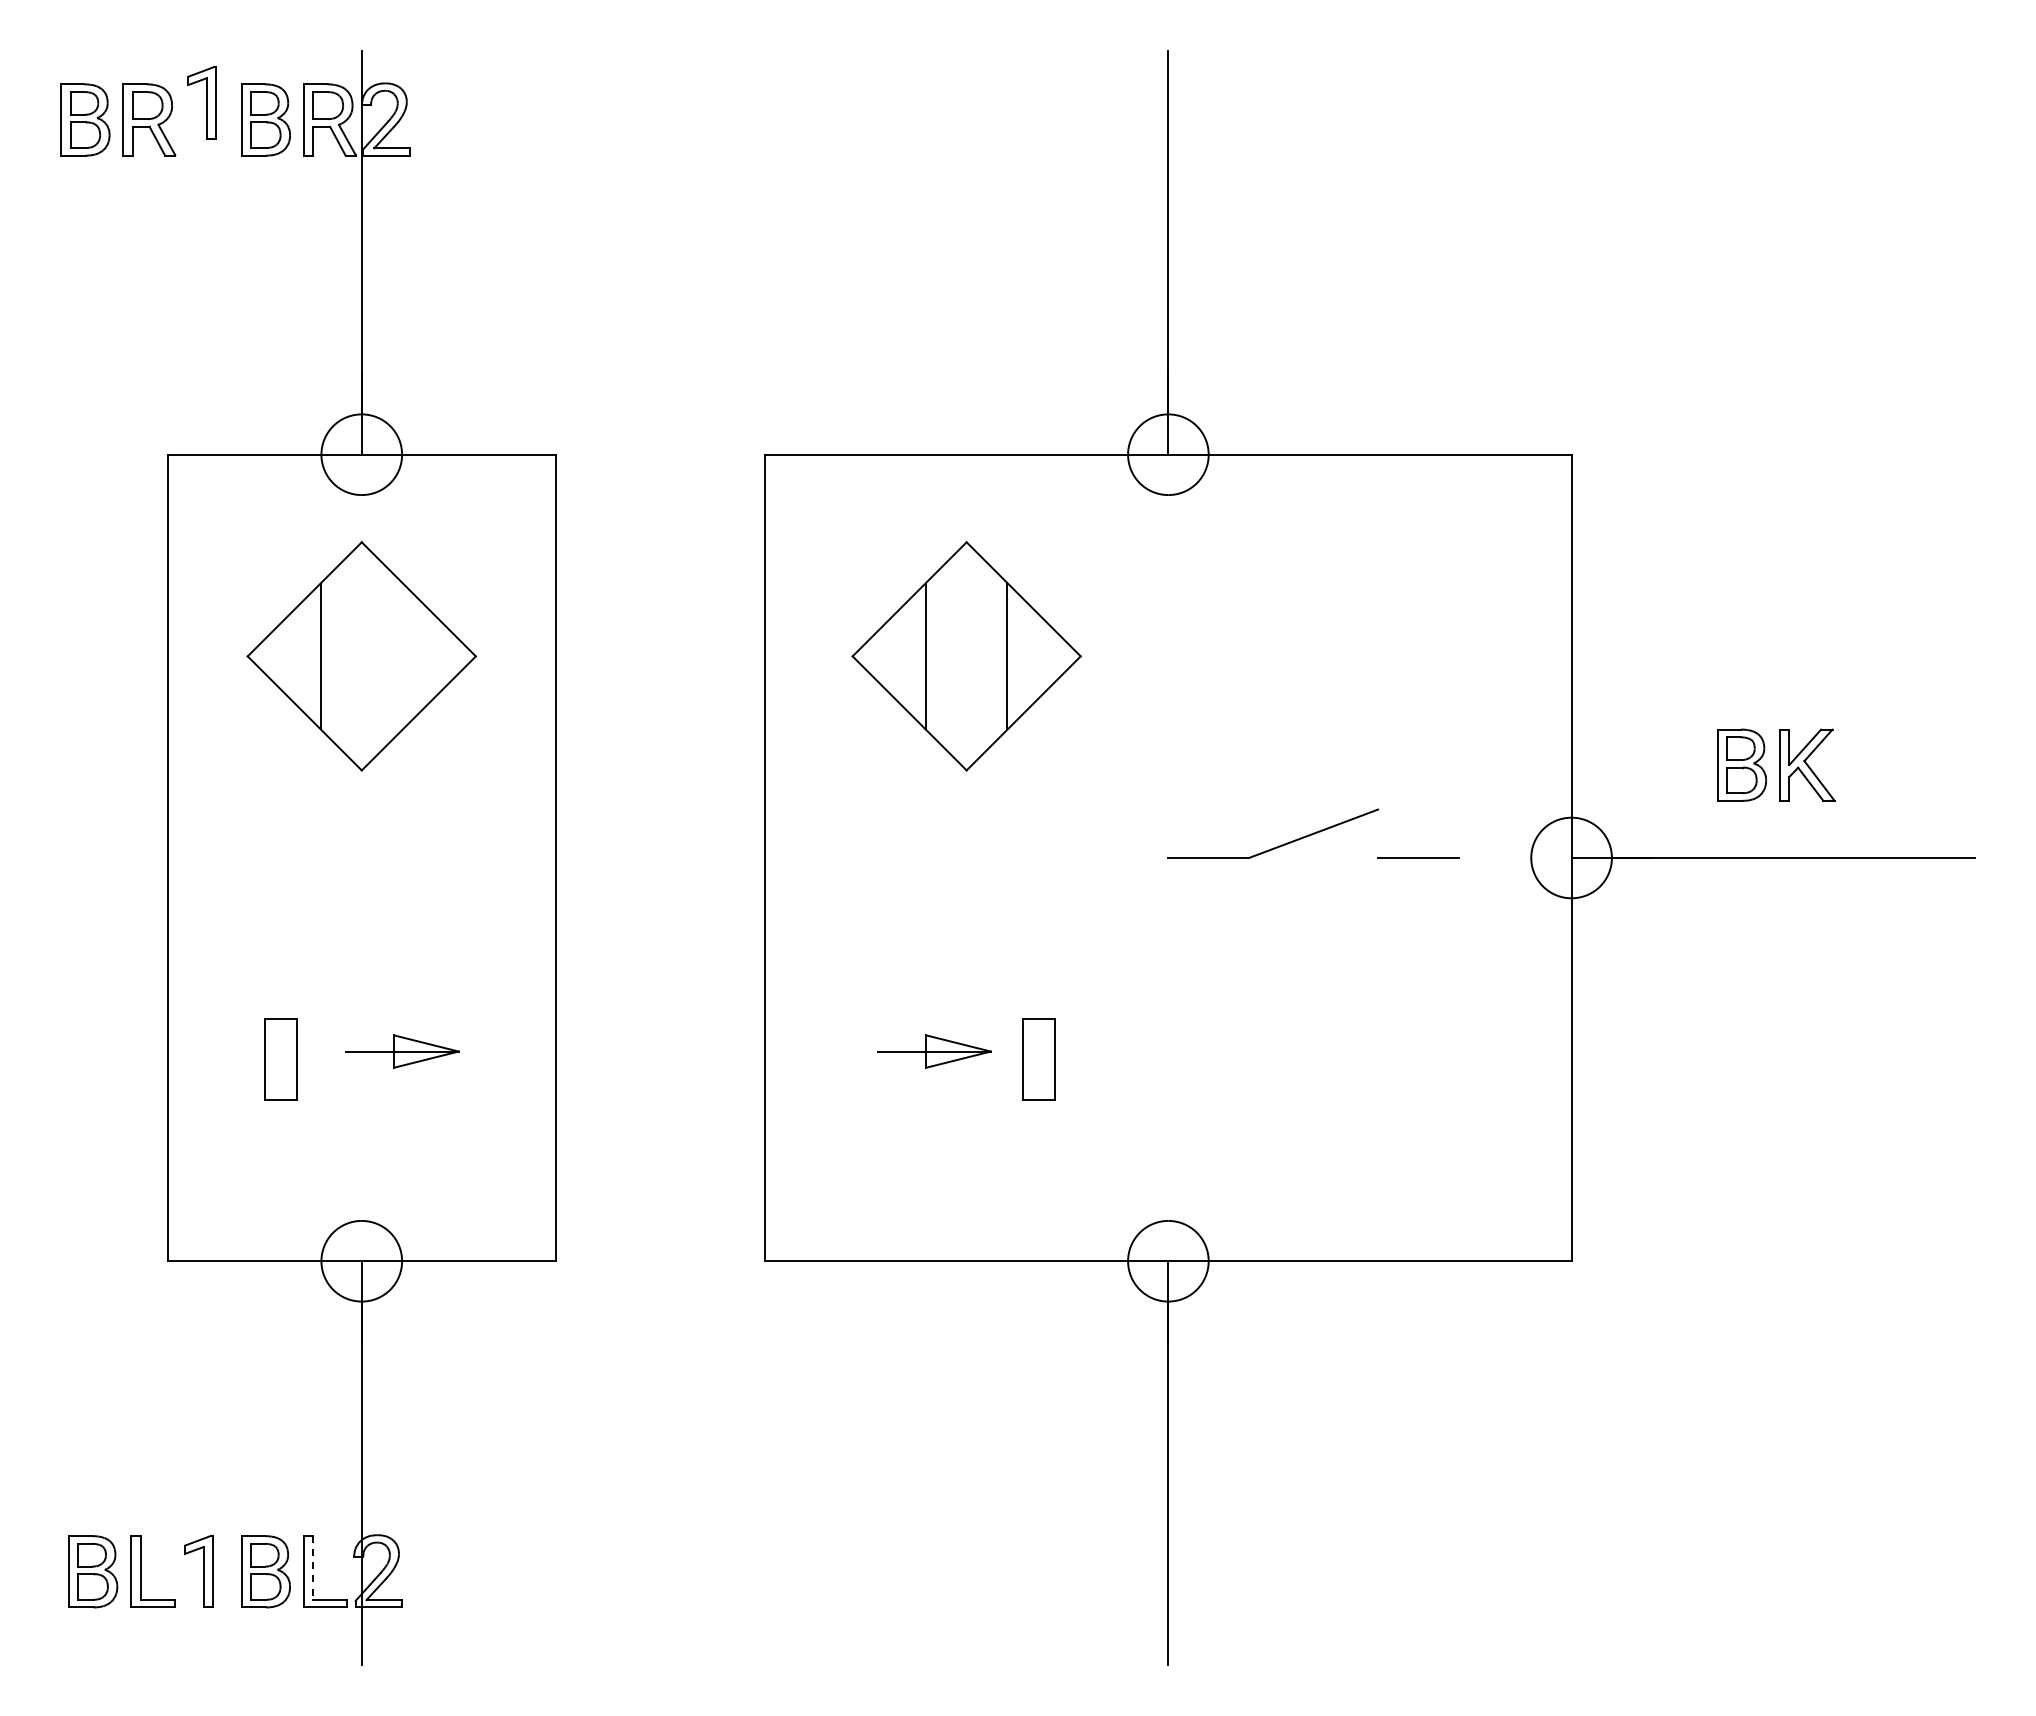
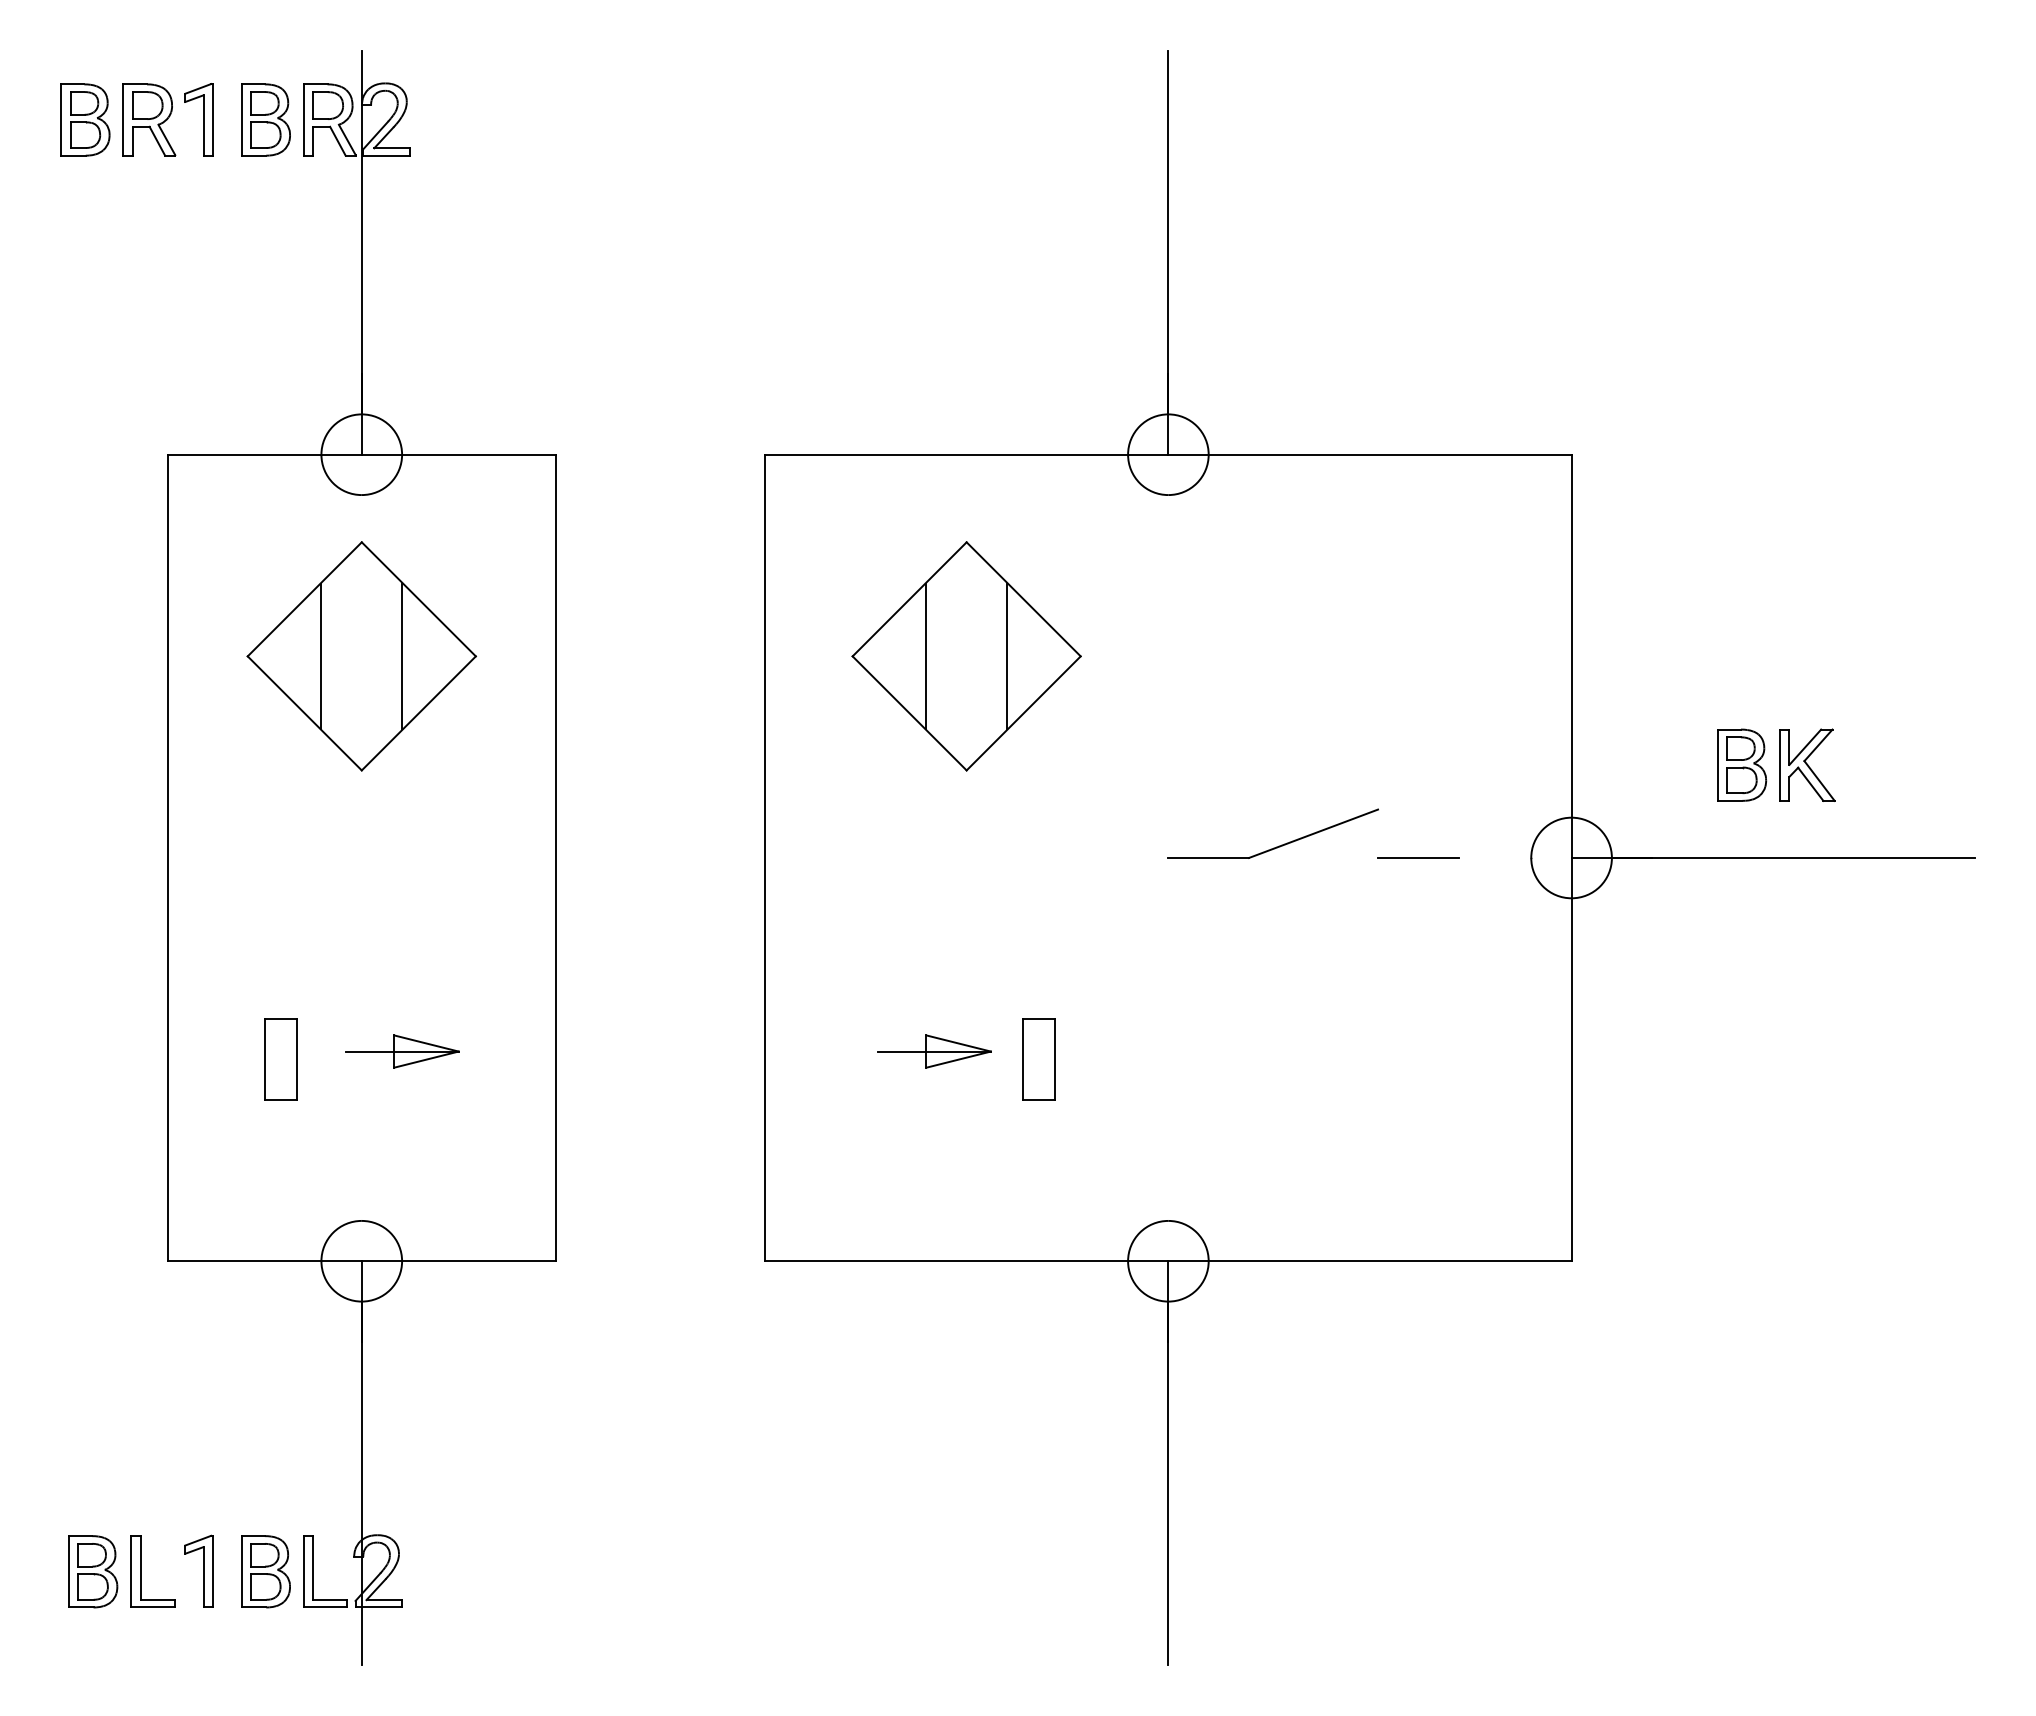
part position: (201, 102) -> (198, 119) (198, 119)
line: none -> present (402, 655)
line: dashed -> solid (313, 1567)
